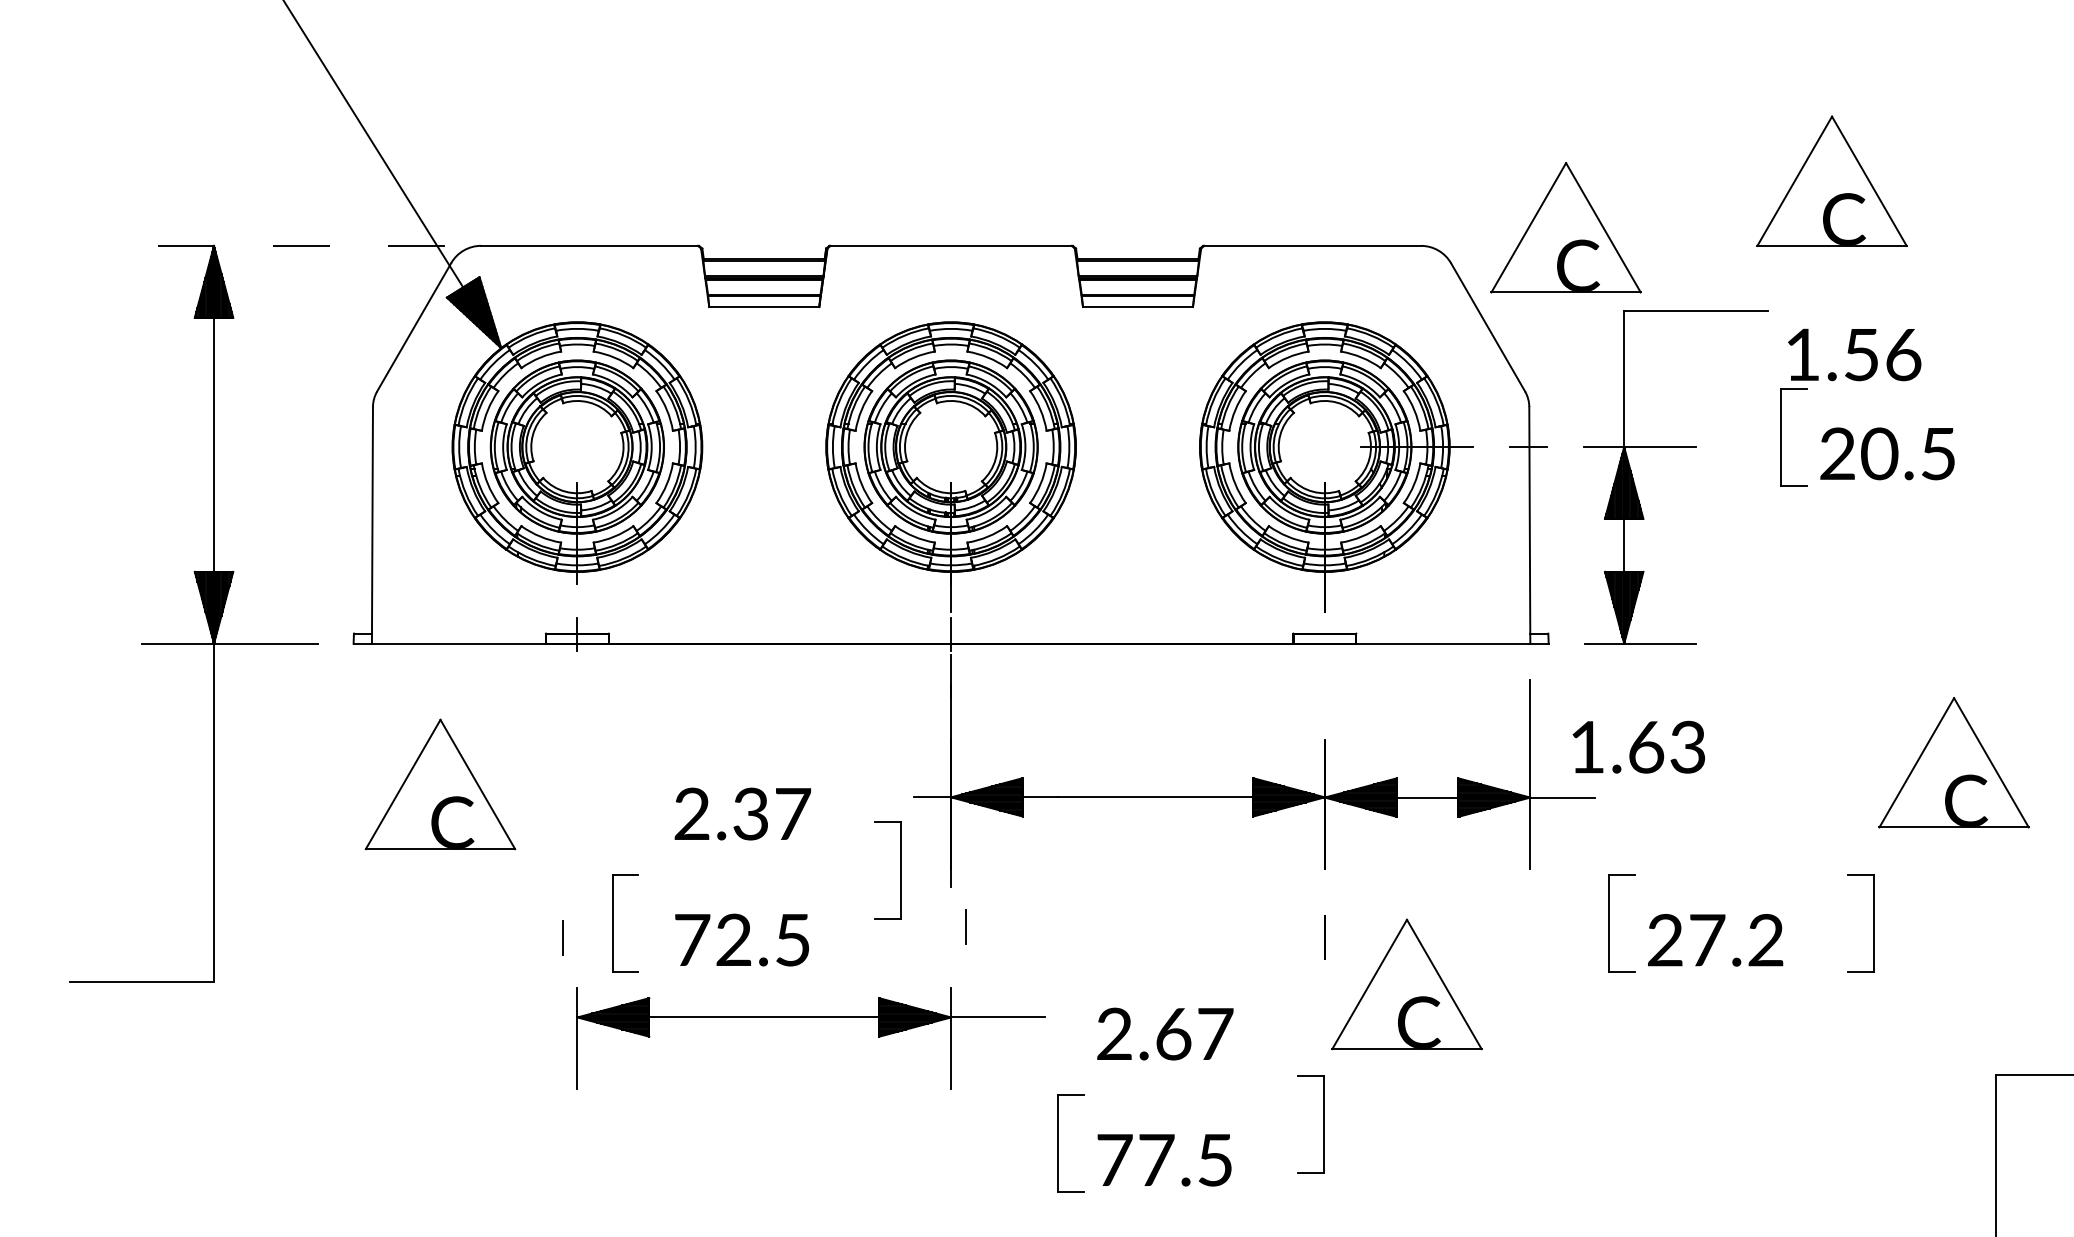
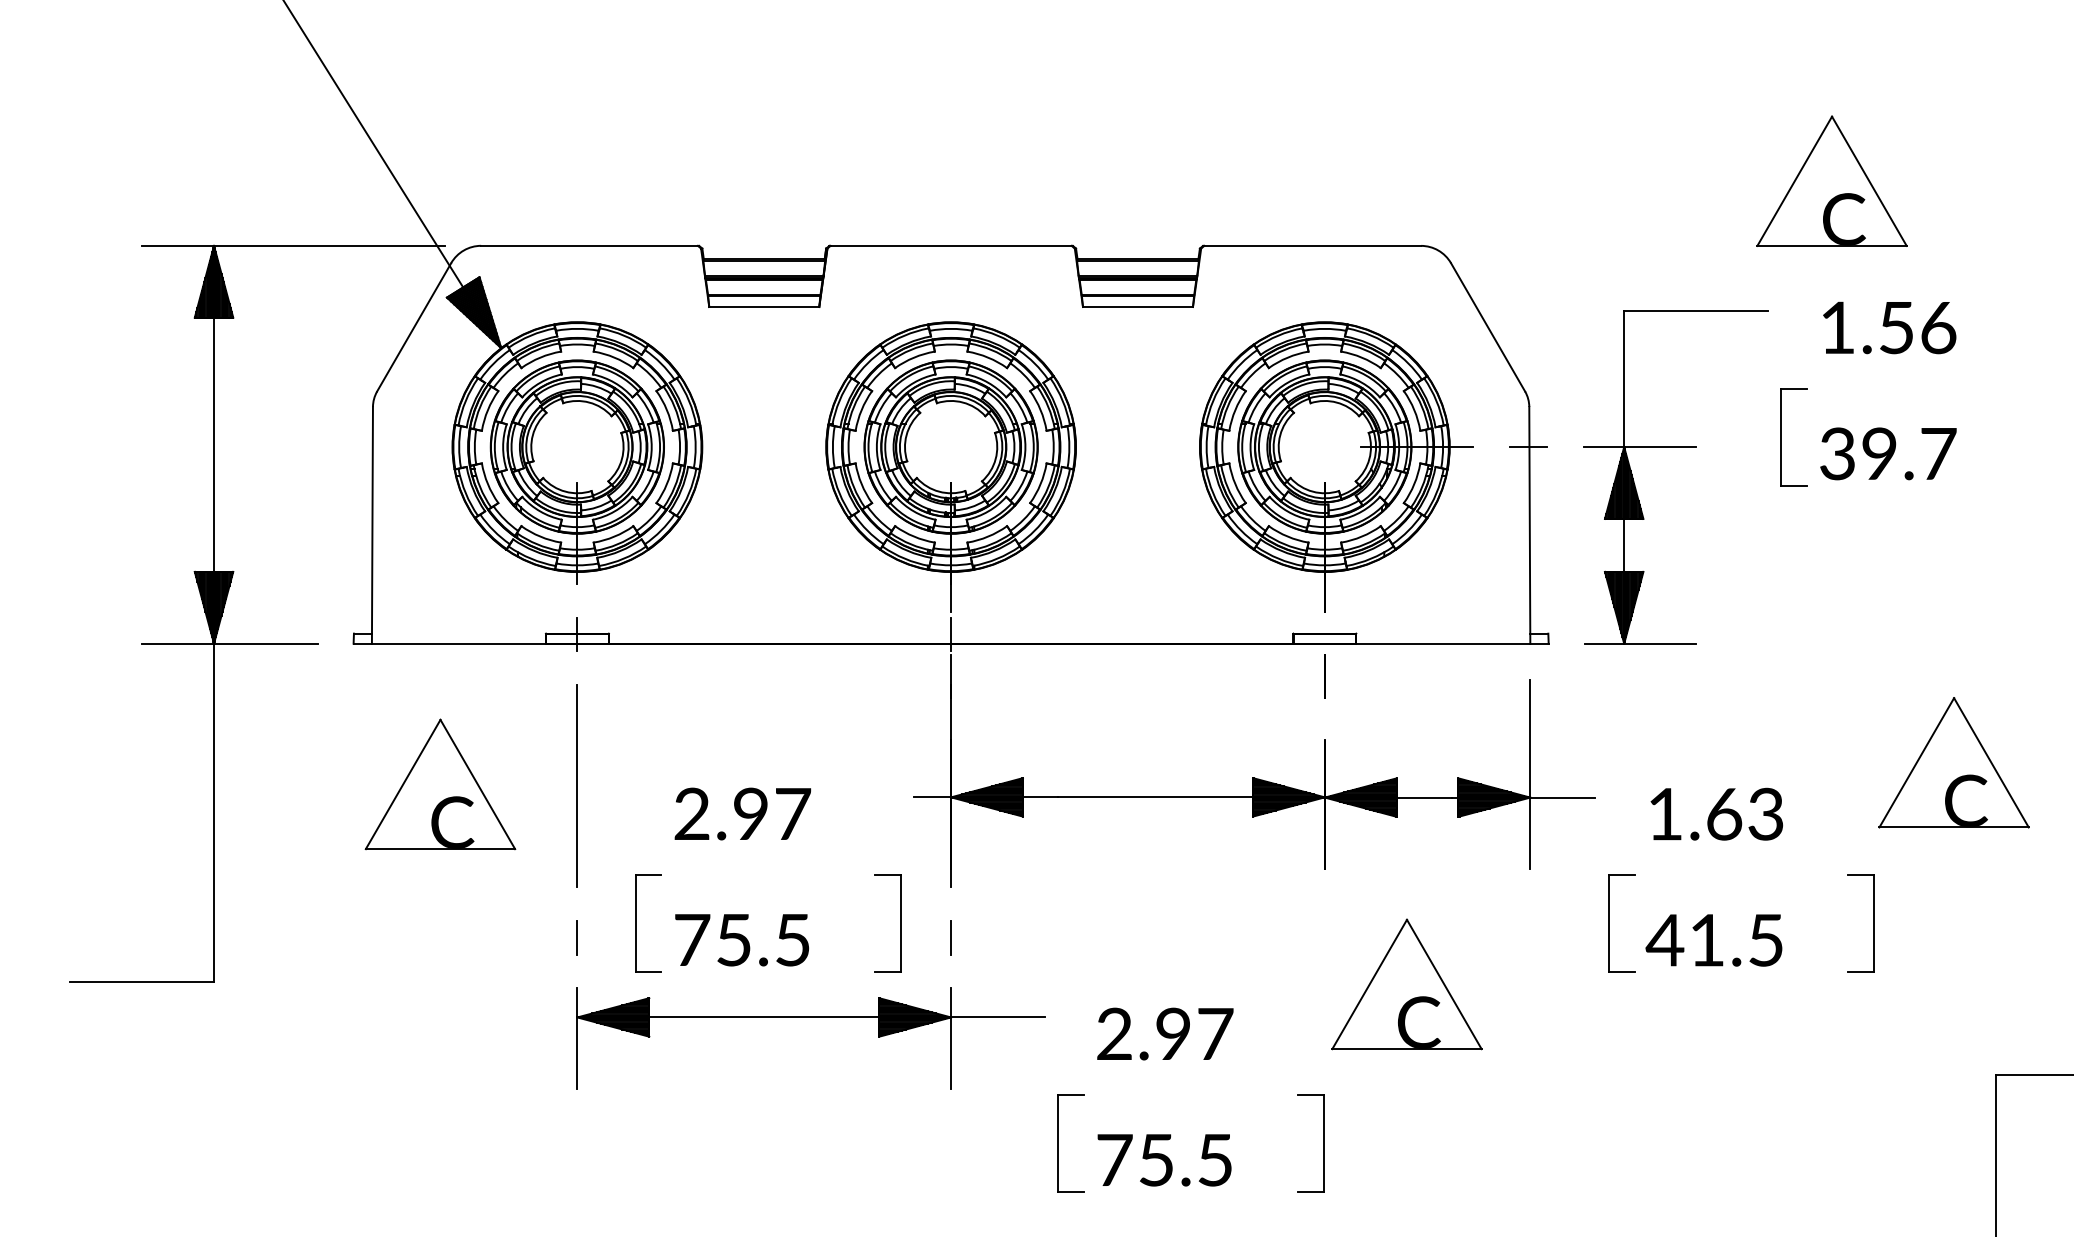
part: present -> none (1565, 227)
line: dashed -> solid (293, 245)
text position: (1854, 354) -> (1889, 327) (1889, 327)
text: 20.5 -> 39.7 (1888, 454)
text position: (1638, 746) -> (1716, 813) (1716, 813)
line: none -> present (577, 786)
text: 2.37 -> 2.97 (750, 813)
part position: (900, 870) -> (900, 923) (900, 923)
part position: (613, 923) -> (636, 923) (636, 923)
line position: (965, 926) -> (950, 937) (950, 937)
line position: (562, 937) -> (576, 937) (576, 937)
line position: (1324, 937) -> (1324, 676) (1324, 676)
text: 72.5 -> 75.5 (733, 939)
text: 27.2 -> 41.5 (1714, 940)
text: 2.67 -> 2.97 (1173, 1033)
part position: (1323, 1124) -> (1323, 1143) (1323, 1143)
text: 77.5 -> 75.5 (1156, 1160)
